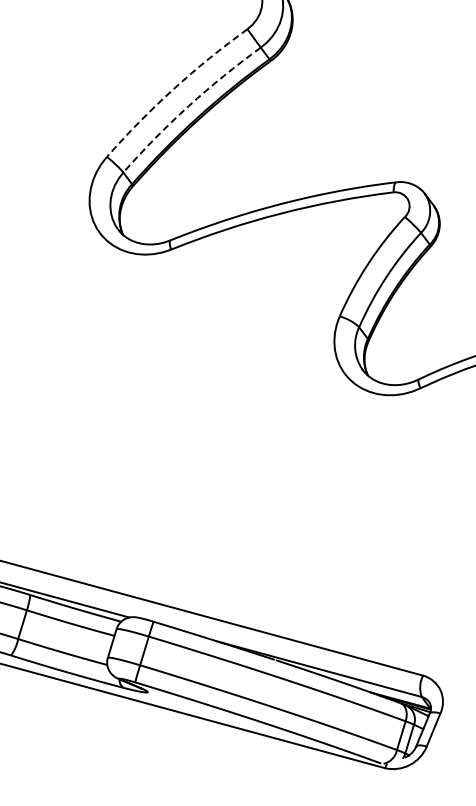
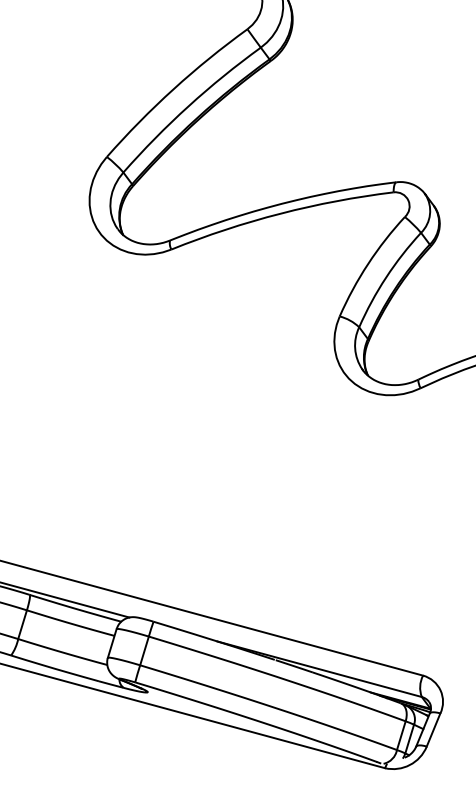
arc: dashed -> solid (173, 89)
arc: dashed -> solid (188, 106)
